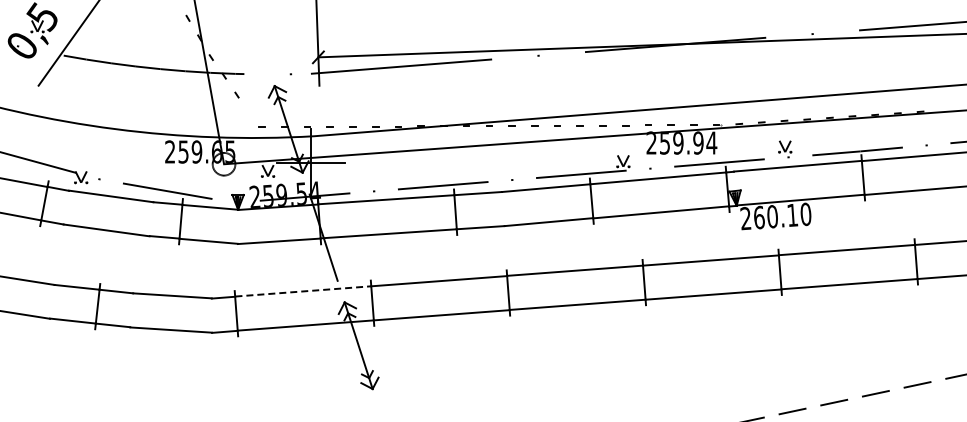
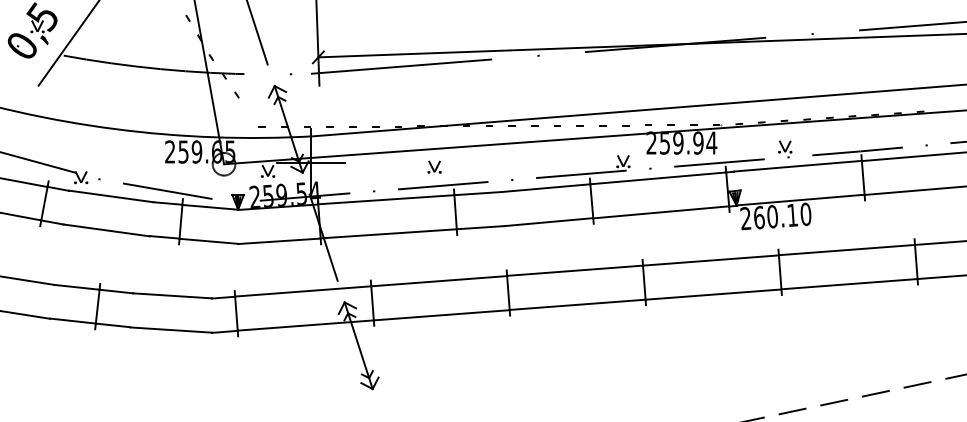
line: none -> present (257, 33)
part: none -> present (434, 166)
line: dashed -> solid (303, 291)
